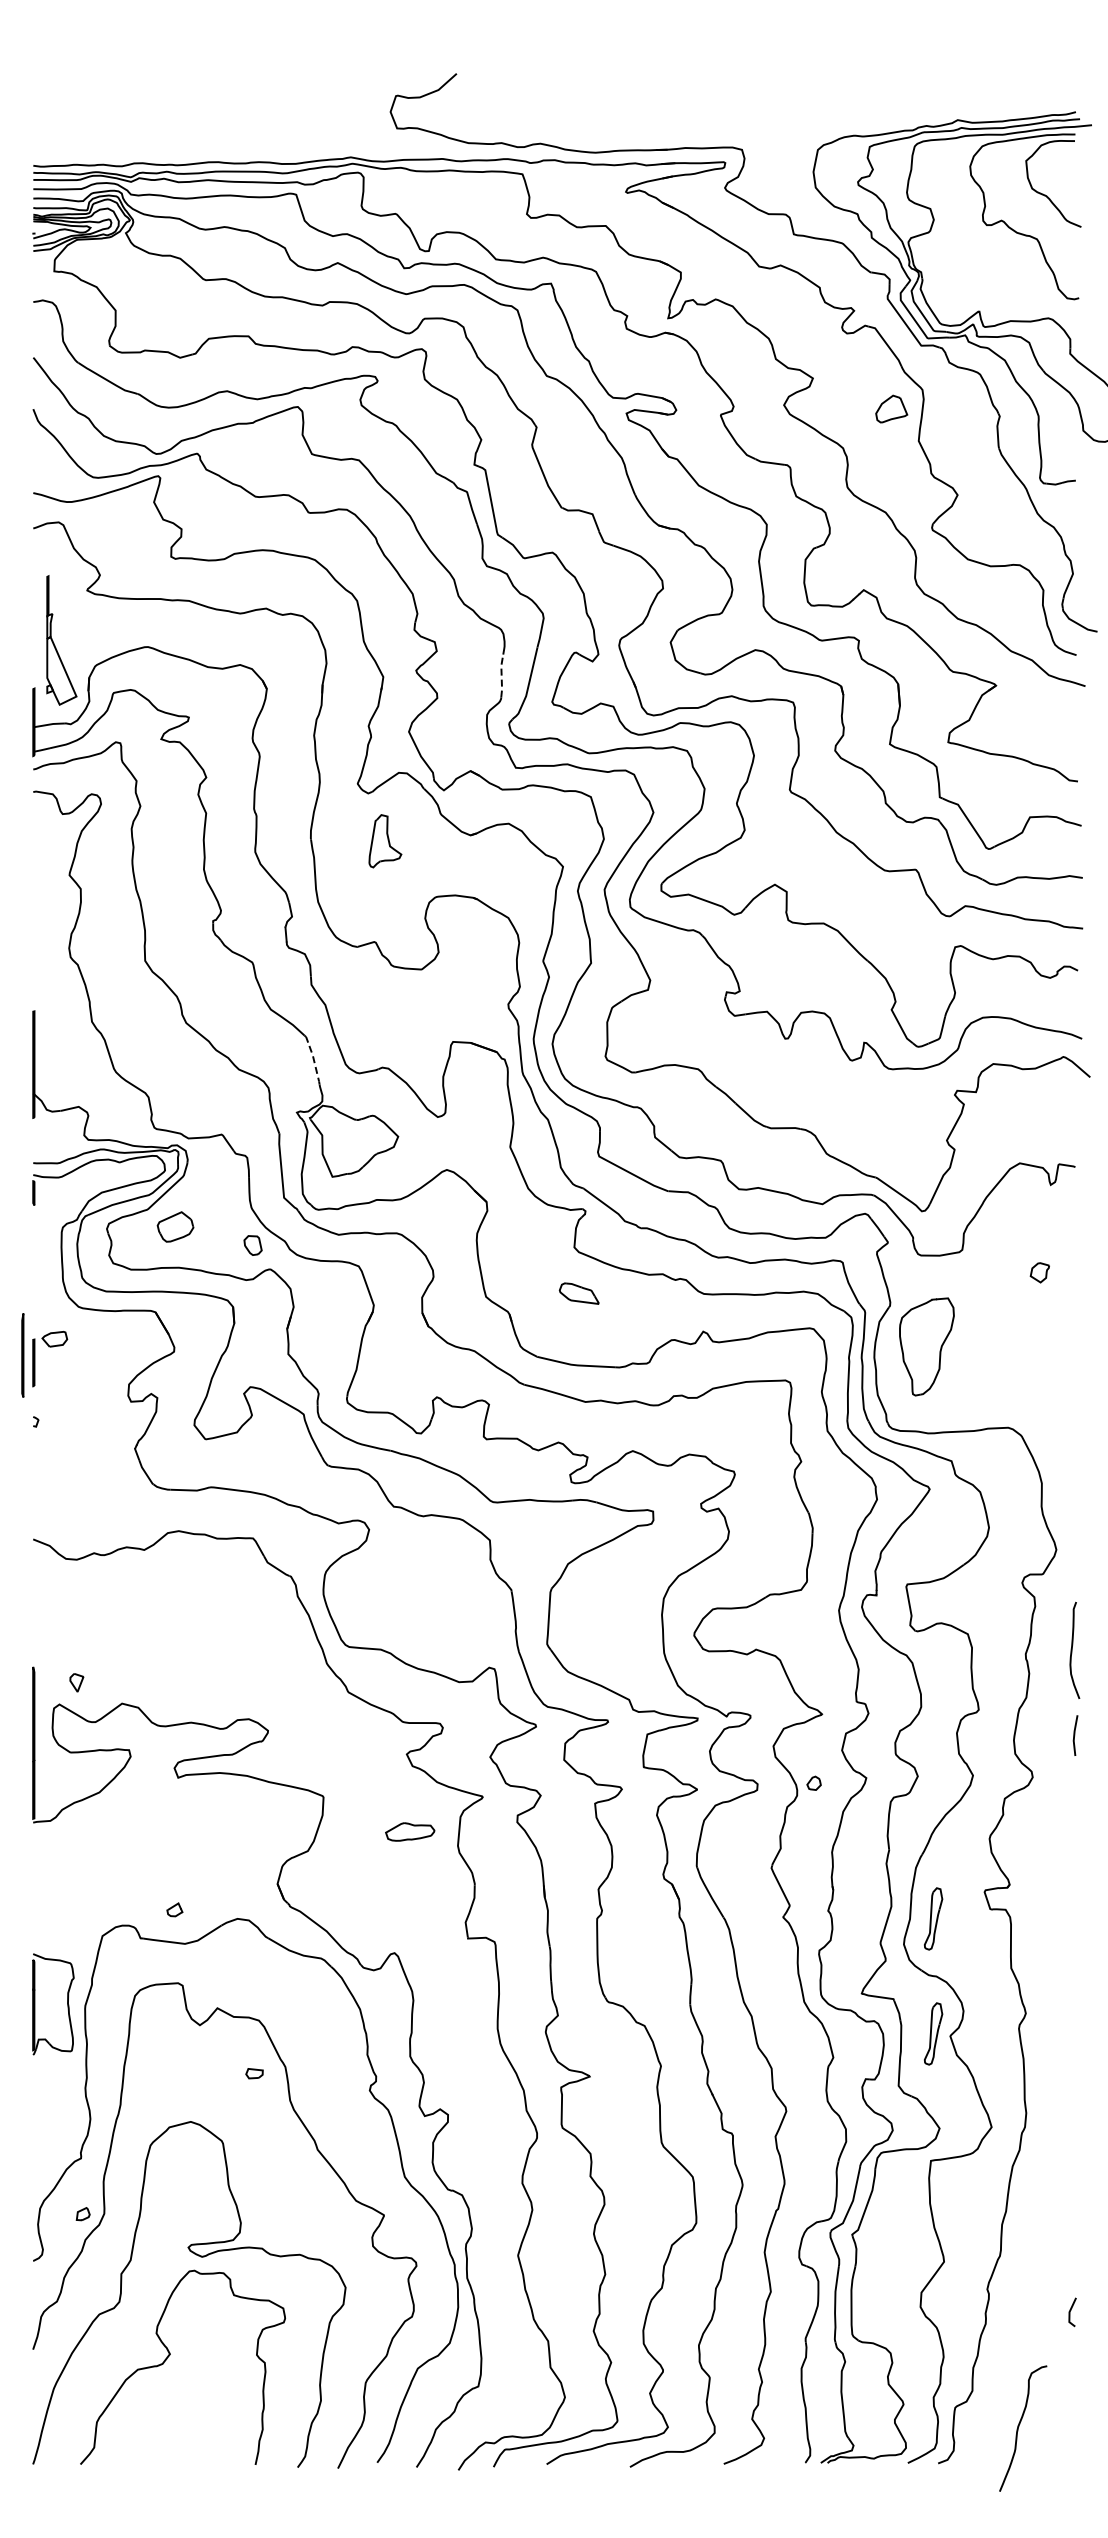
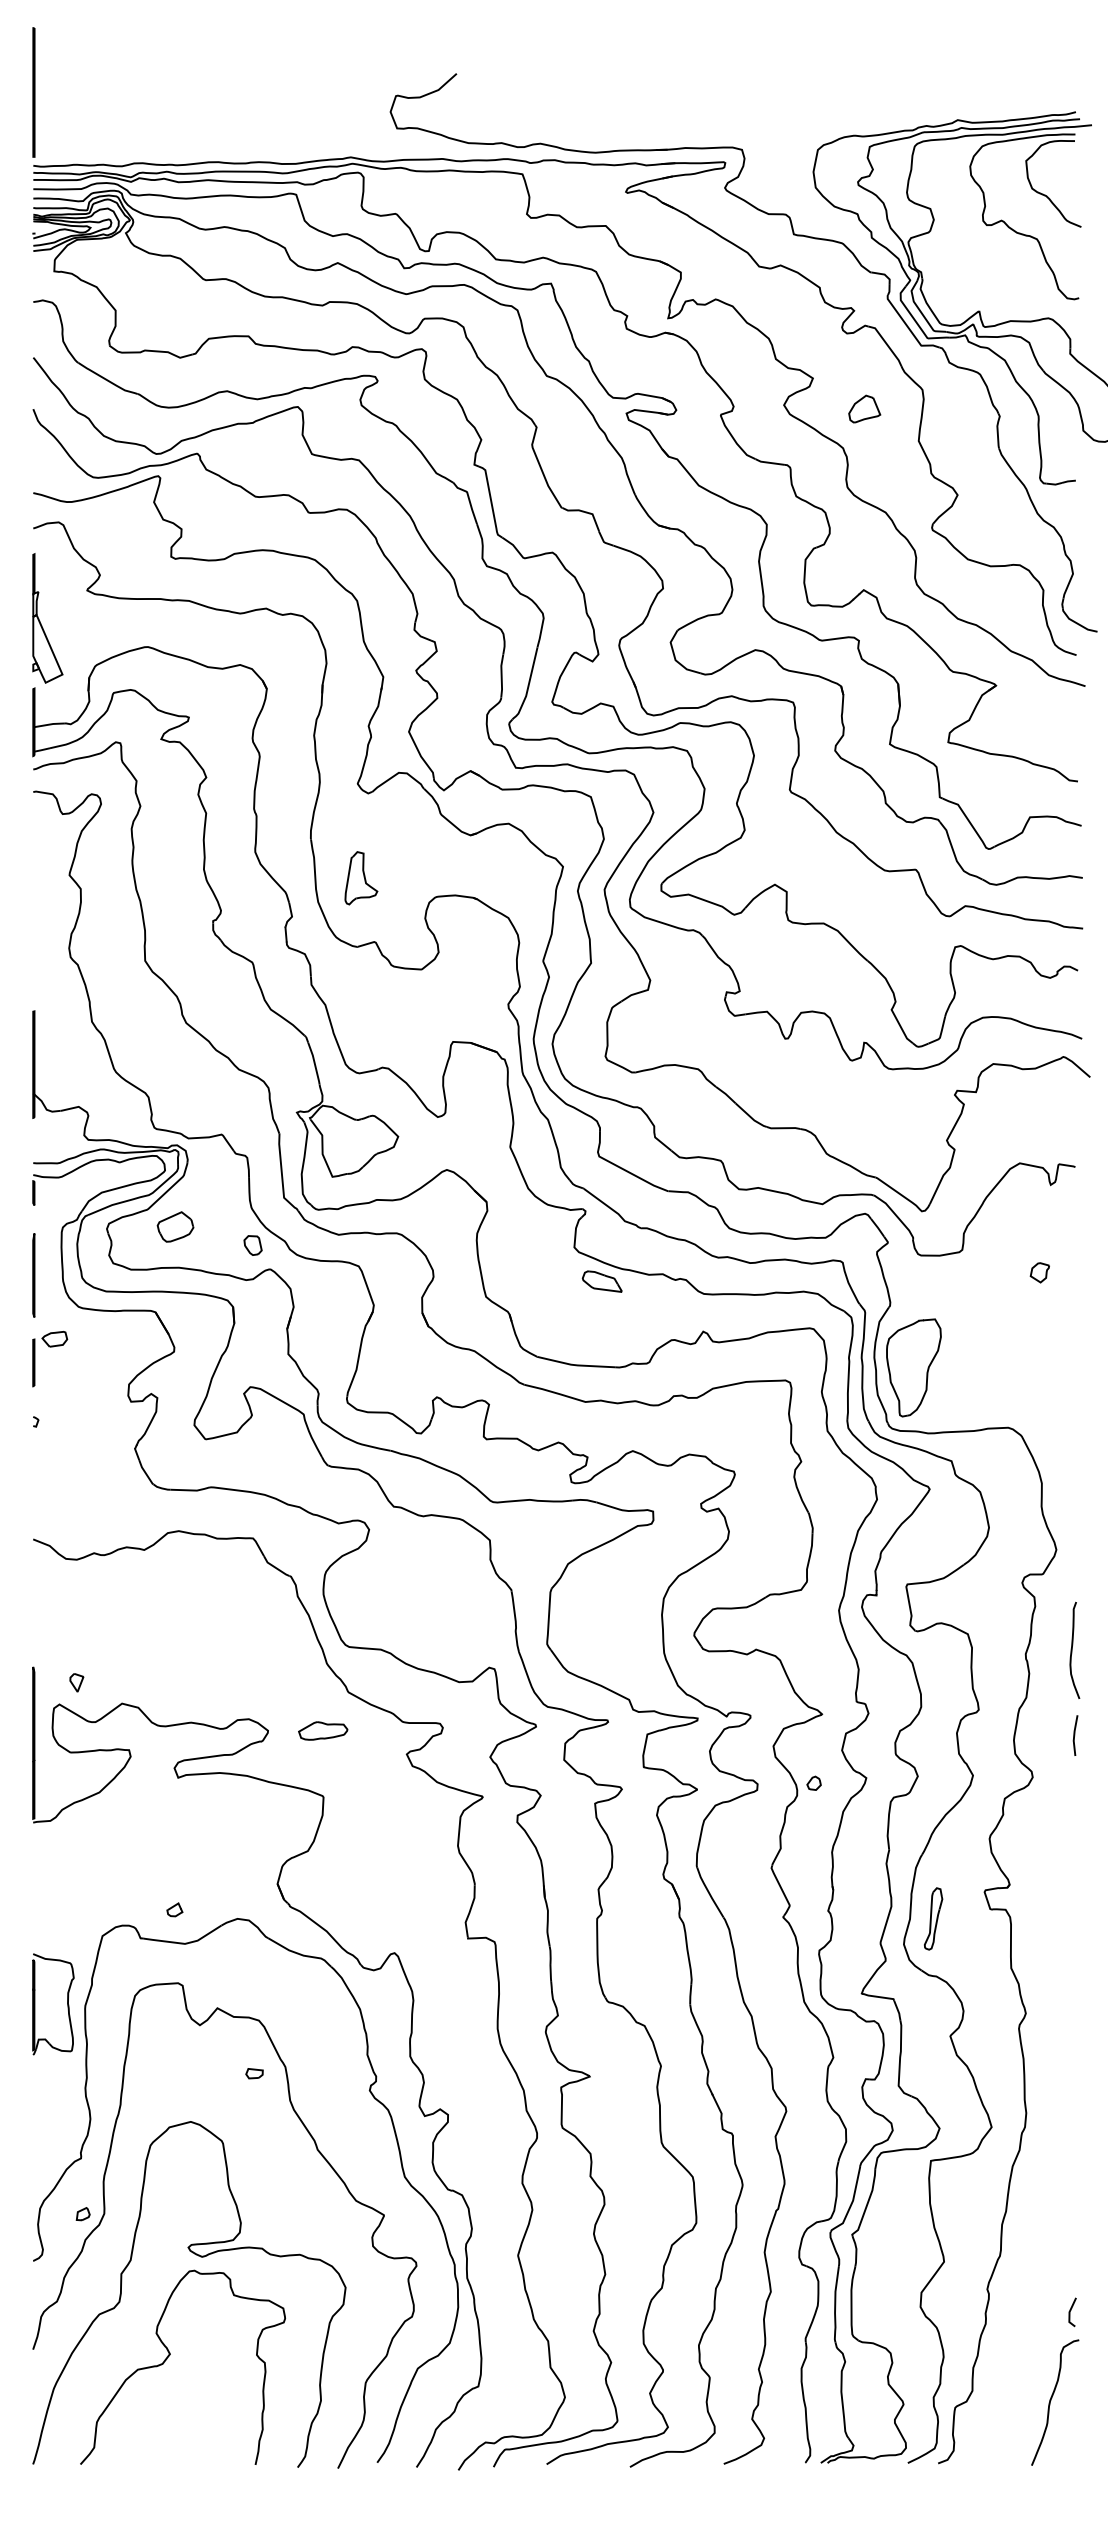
line: none -> present (33, 92)
part position: (891, 408) -> (864, 408) (864, 408)
part position: (54, 643) -> (40, 621) (40, 621)
line: dashed -> solid (501, 675)
part position: (385, 841) -> (361, 878) (361, 878)
line: dashed -> solid (314, 1063)
part position: (578, 1293) -> (601, 1281) (601, 1281)
part position: (926, 1346) -> (913, 1367) (913, 1367)
line position: (22, 1355) -> (33, 1275) (33, 1275)
part position: (410, 1831) -> (323, 1730) (323, 1730)
part: present -> none (933, 2033)
curve position: (1019, 2426) -> (1051, 2400) (1051, 2400)
